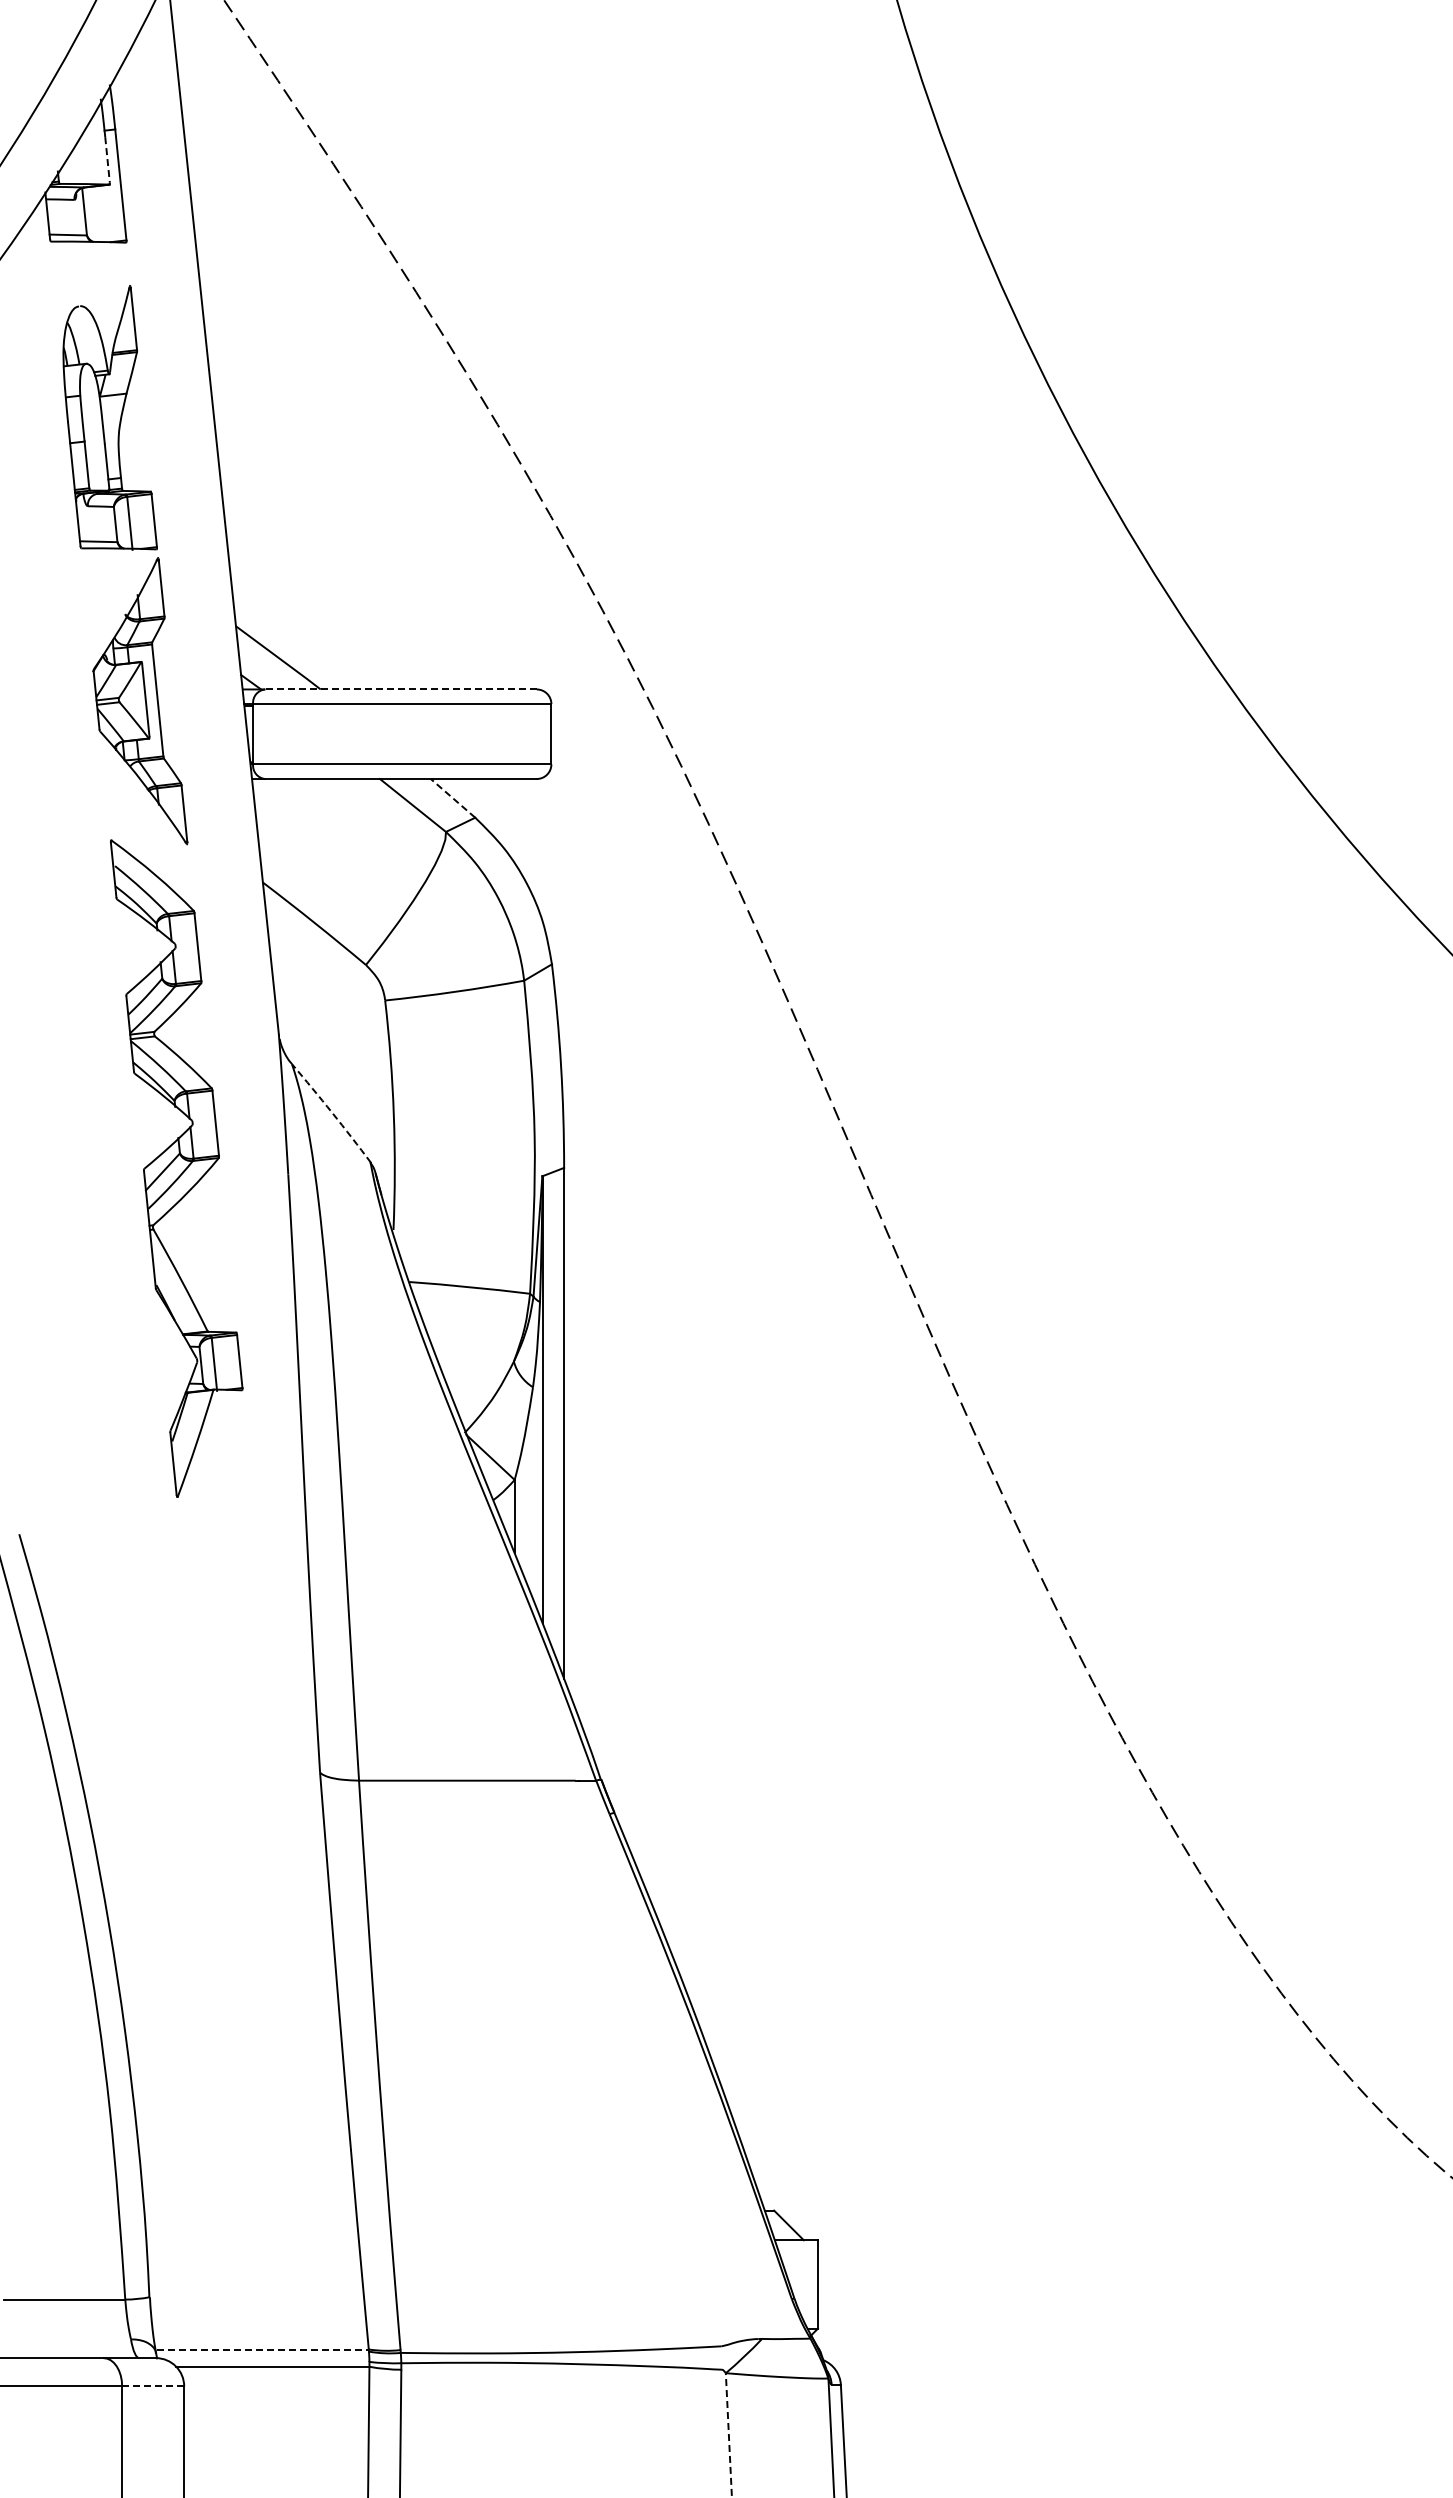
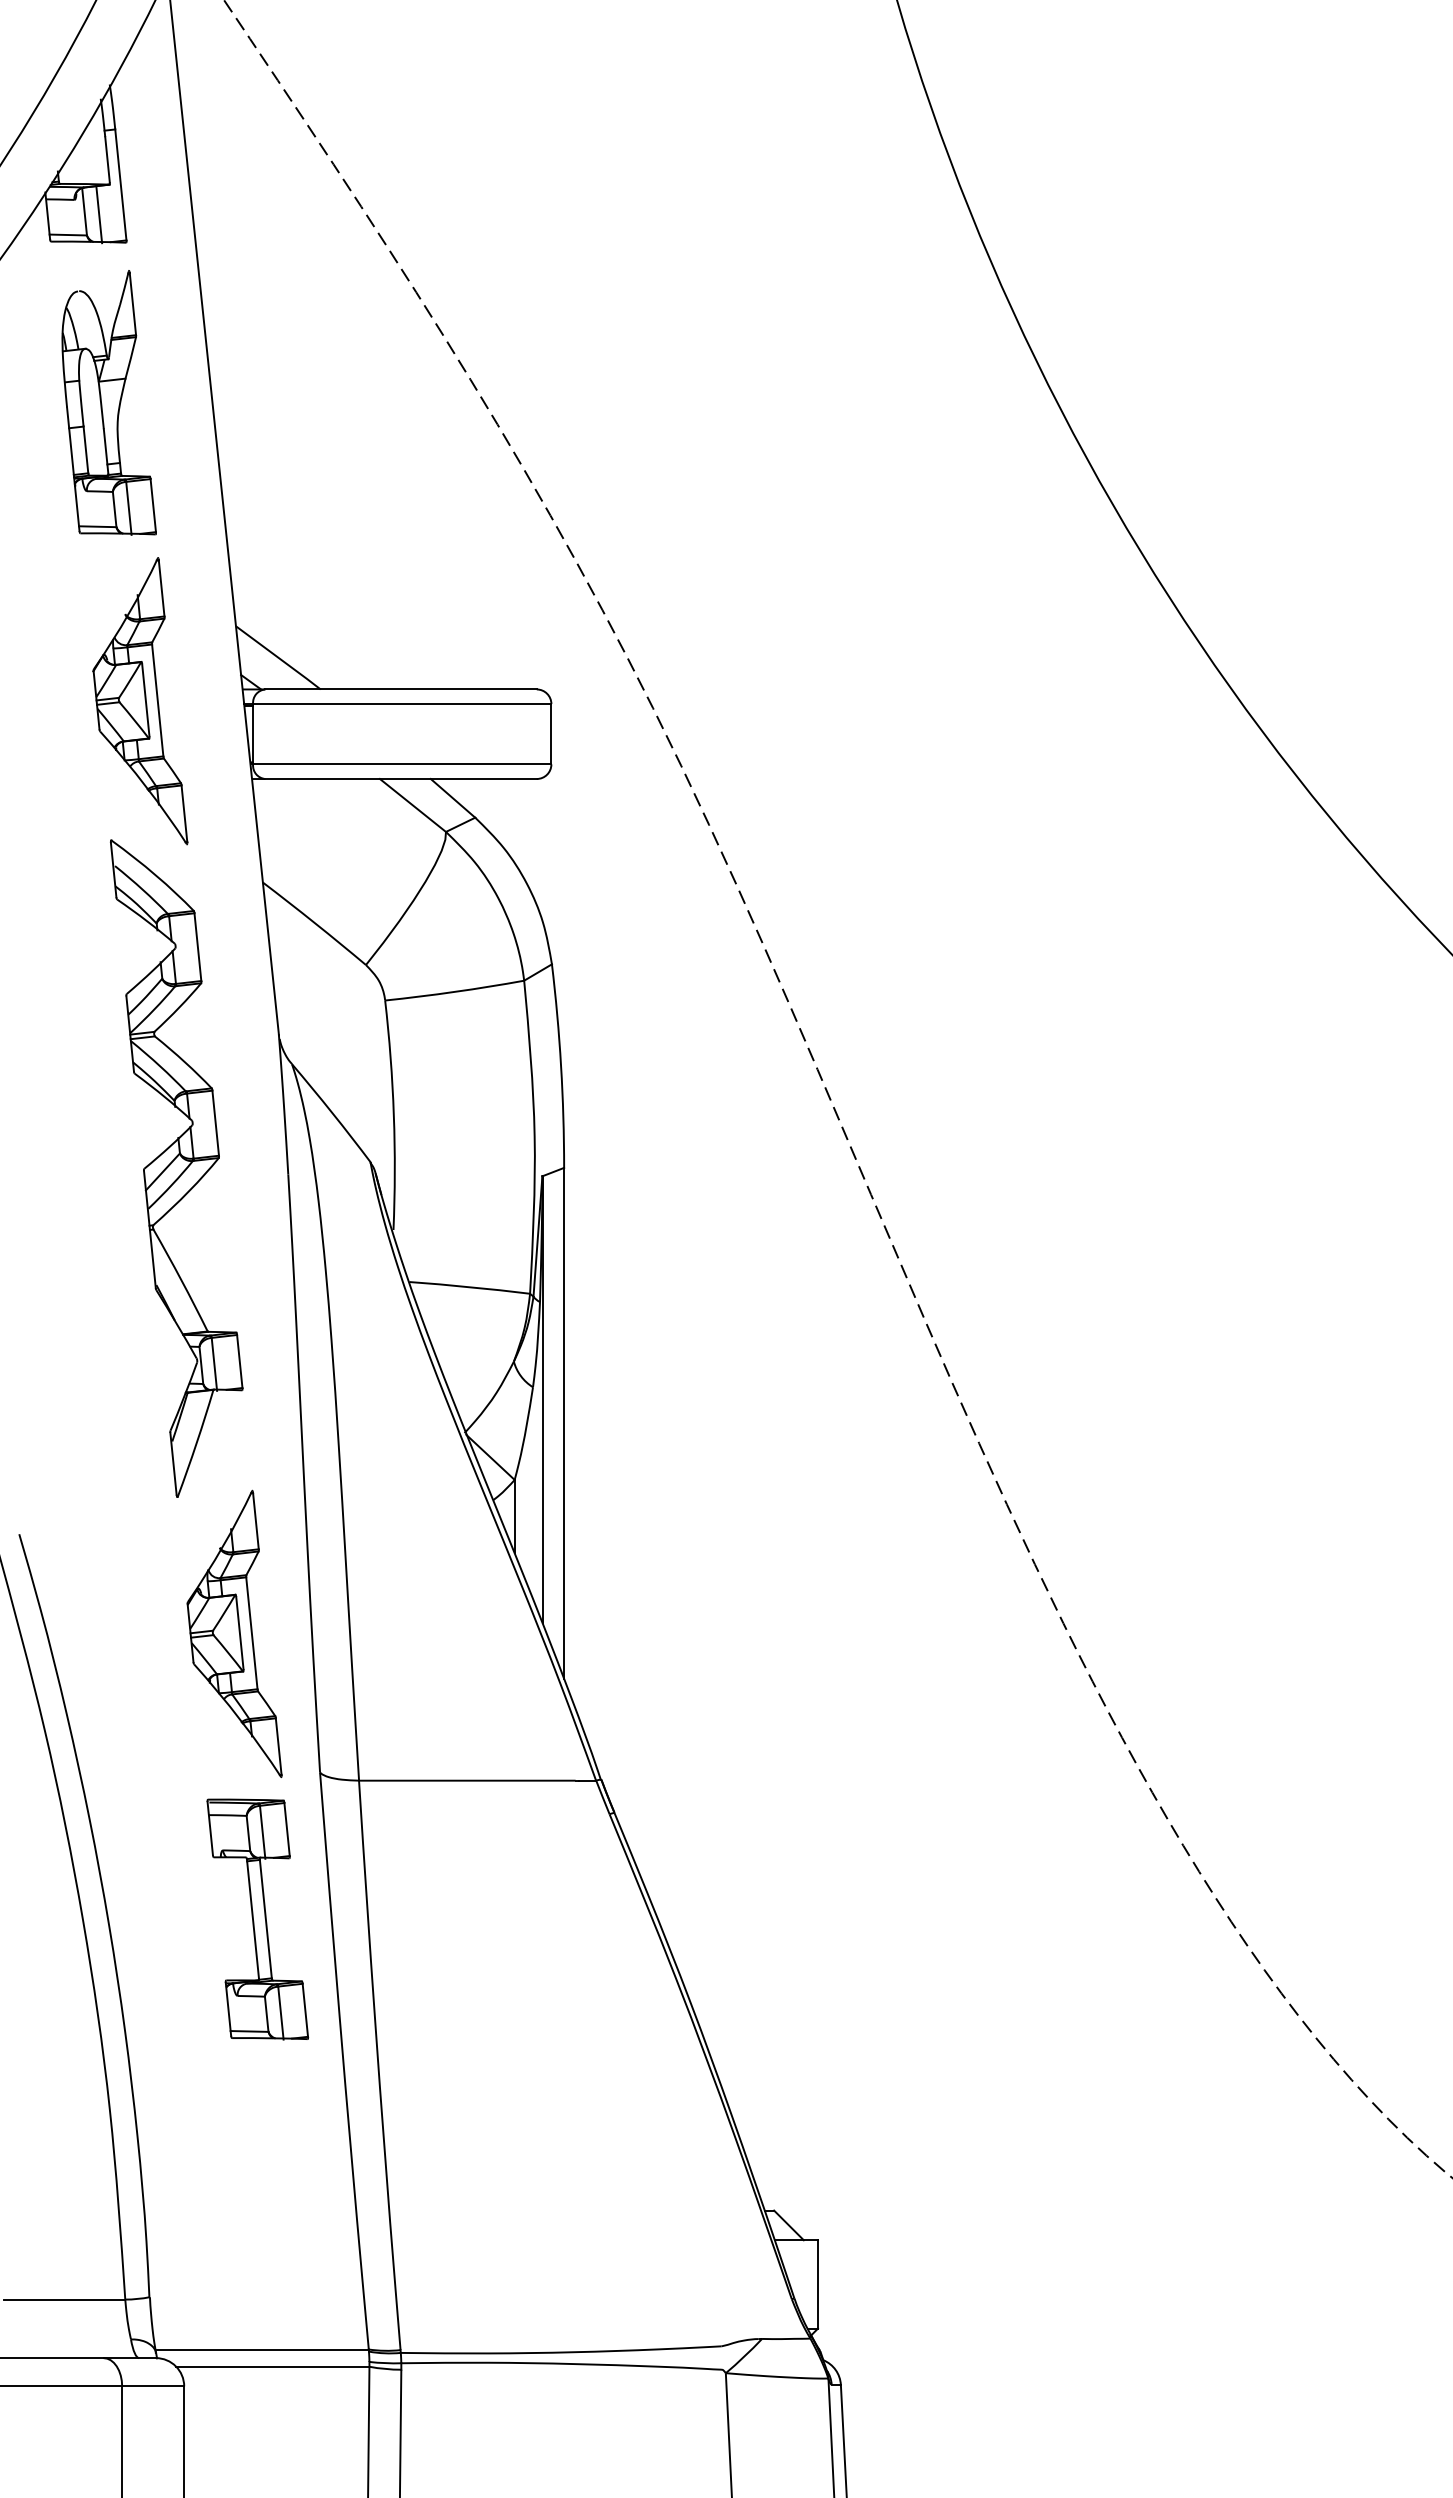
line: dashed -> solid (107, 159)
line: none -> present (99, 214)
part position: (109, 417) -> (108, 402) (108, 402)
line: dashed -> solid (401, 689)
line: dashed -> solid (452, 798)
arc: dashed -> solid (332, 1112)
part: none -> present (234, 1633)
part: none -> present (257, 1919)
line: dashed -> solid (262, 2349)
line: dashed -> solid (152, 2386)
line: dashed -> solid (728, 2434)
